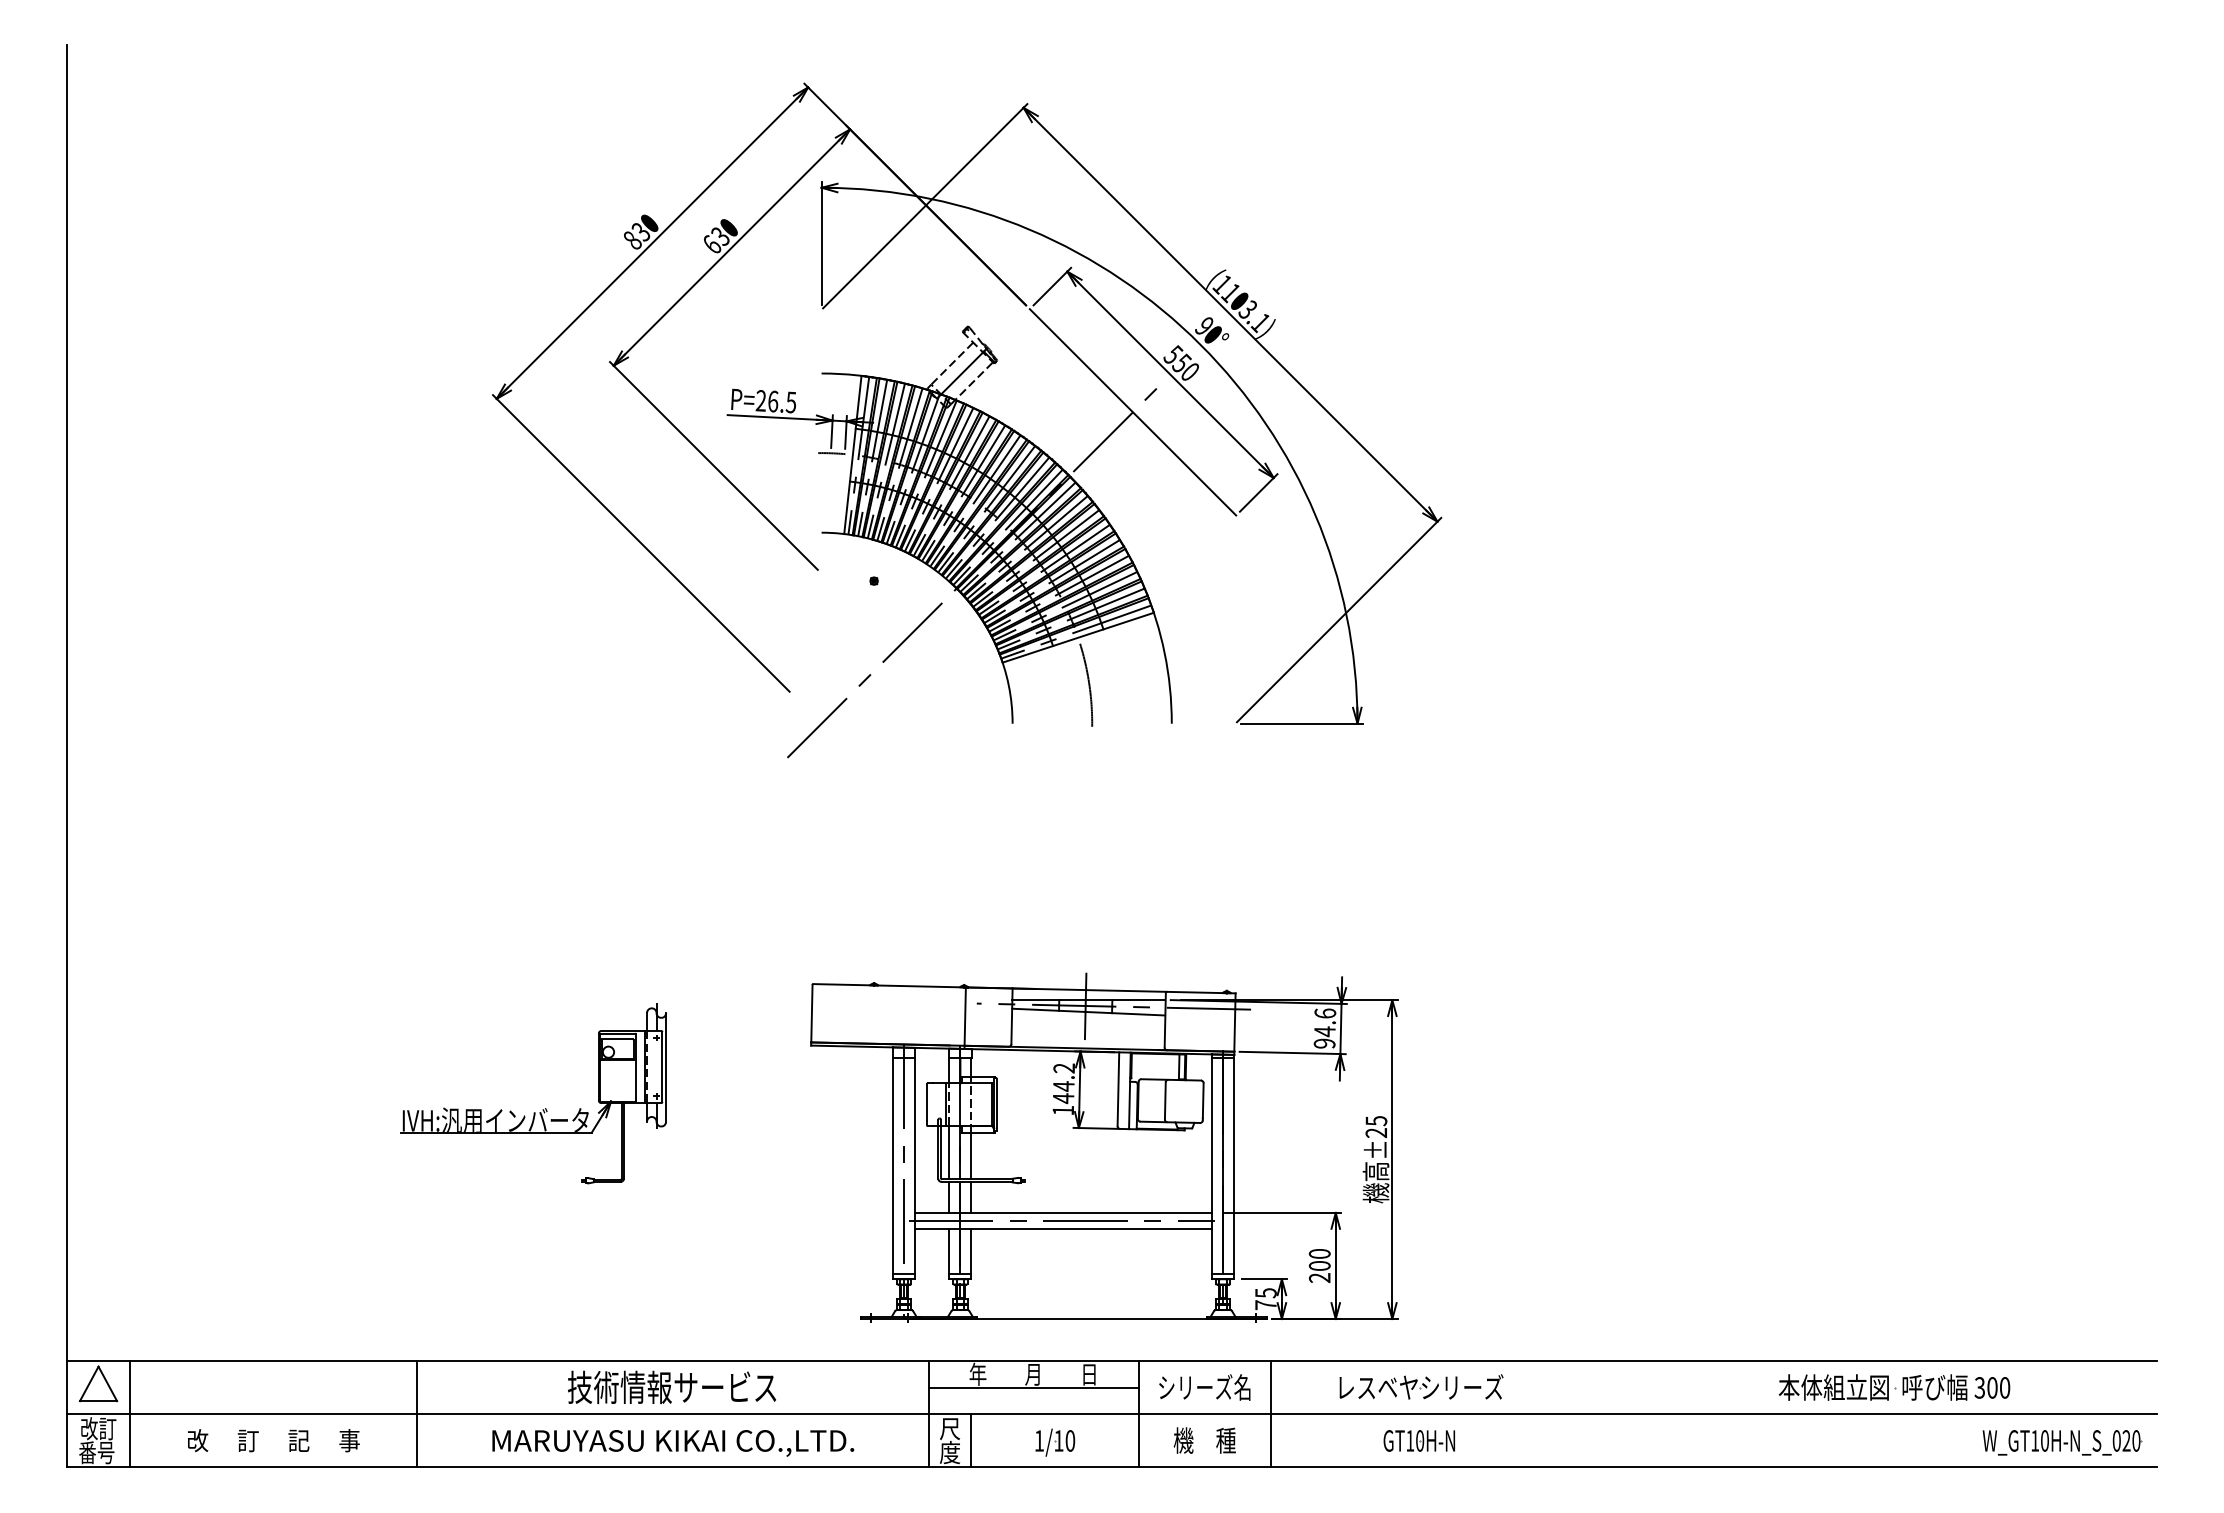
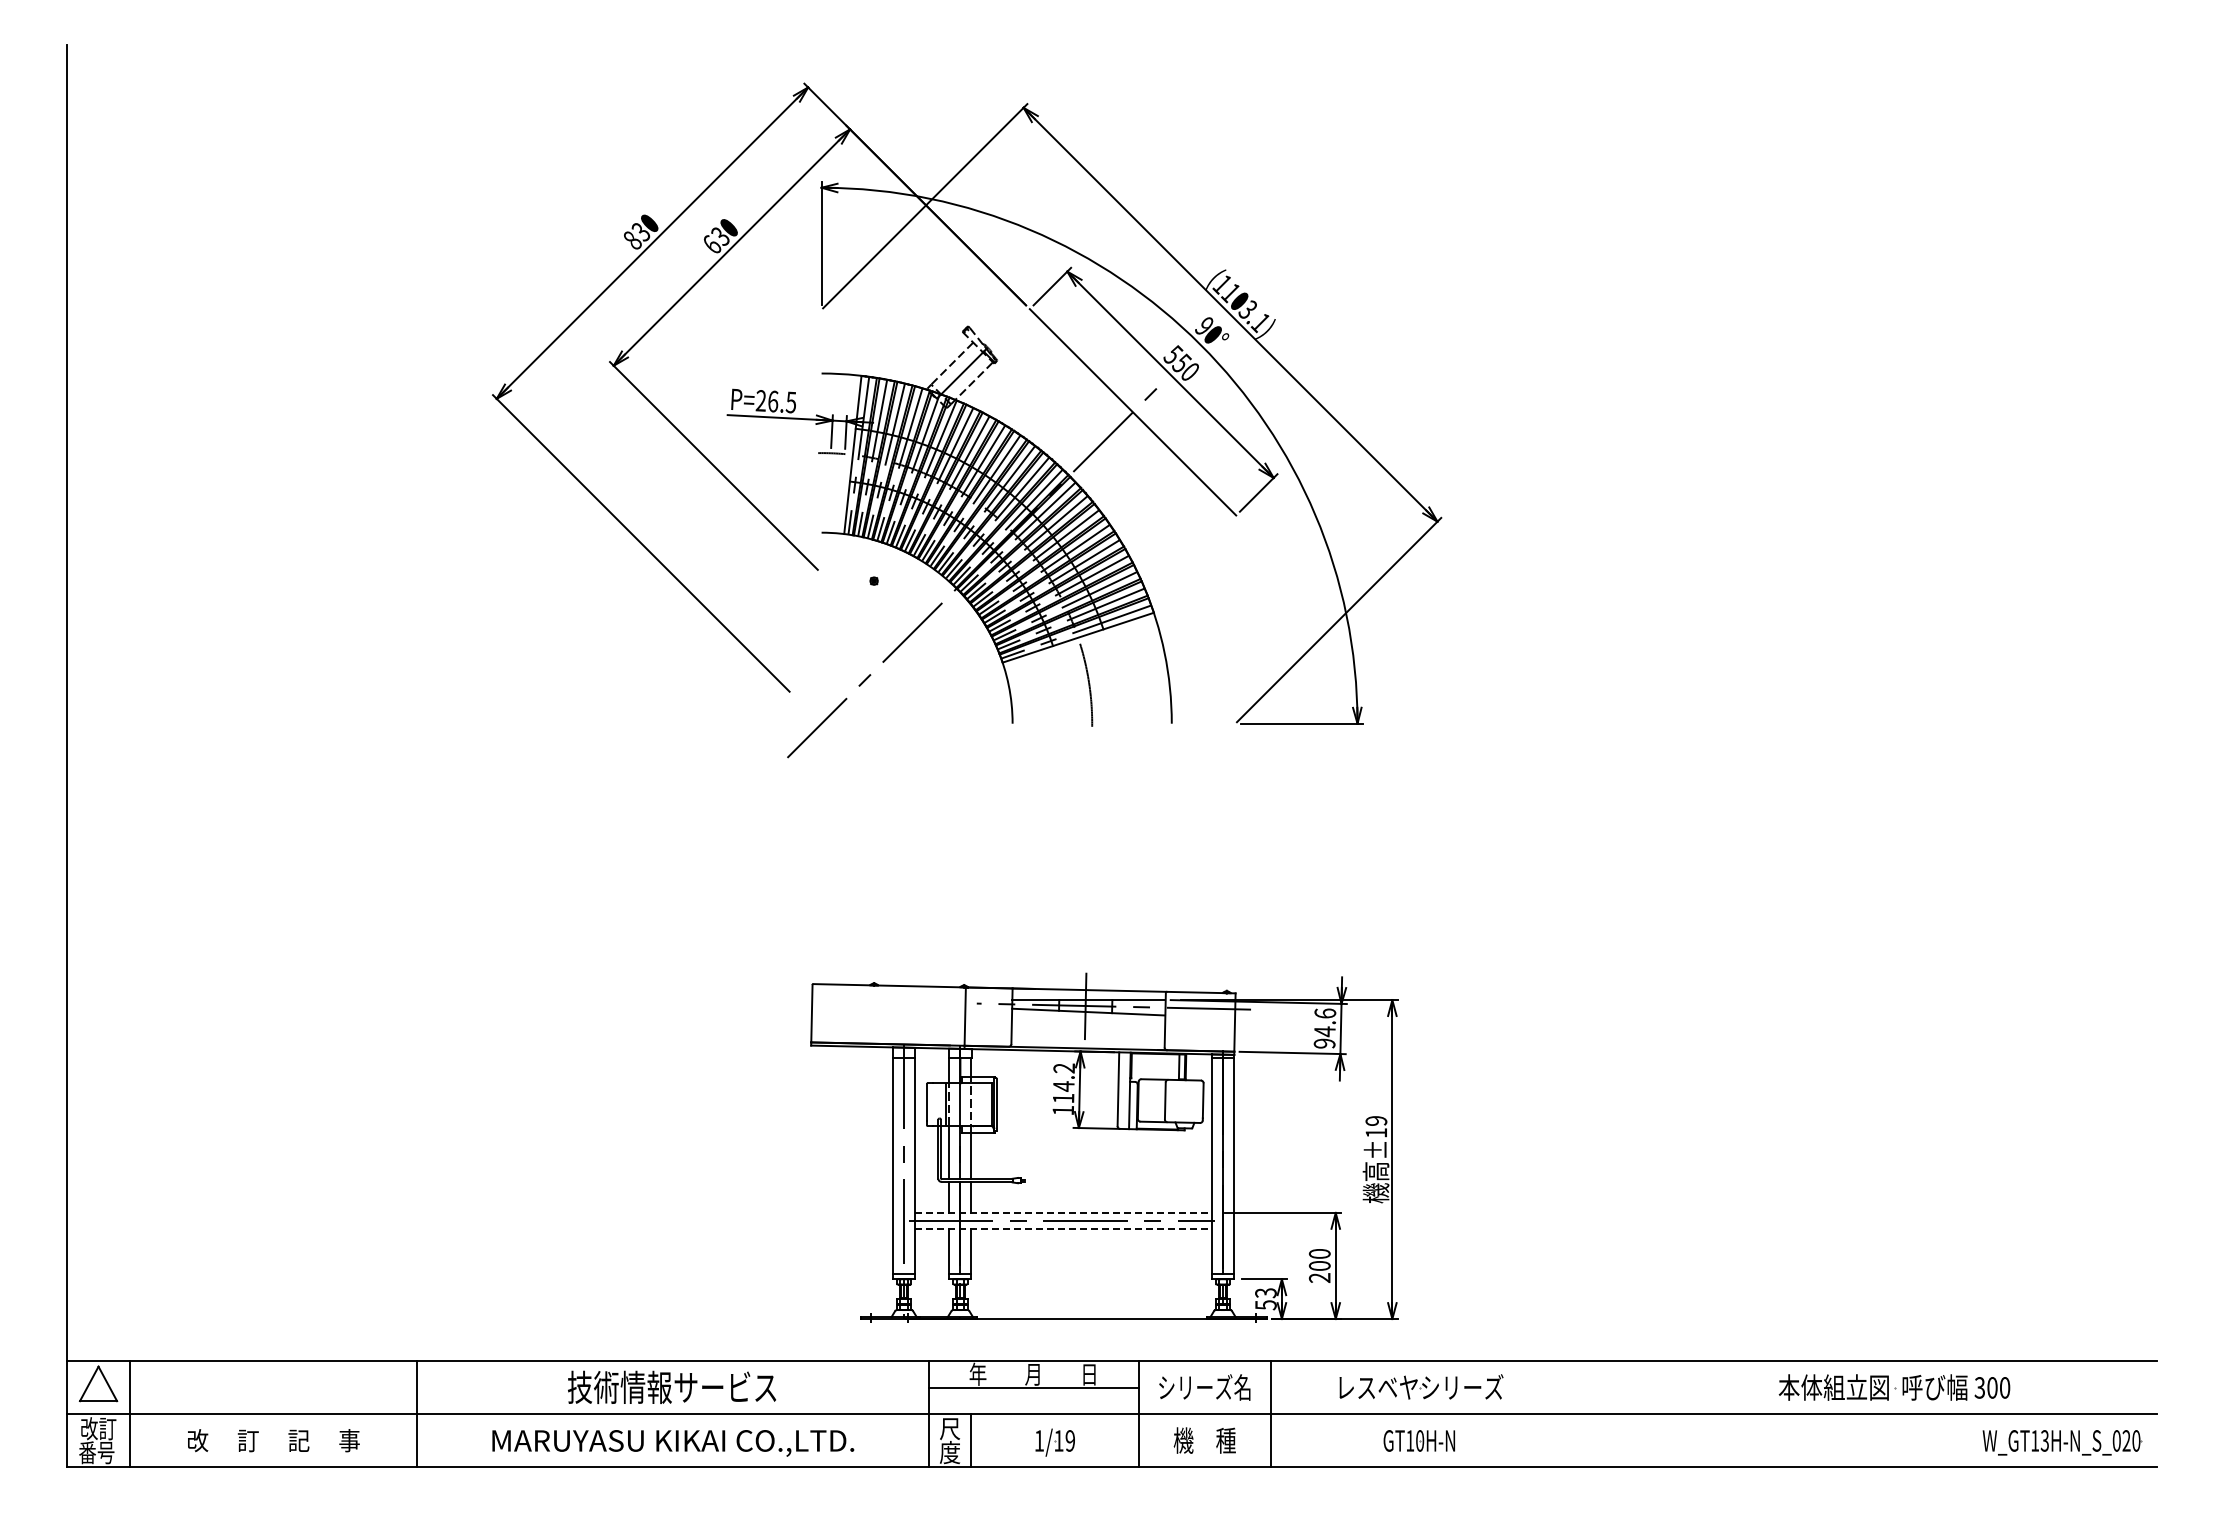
text: 144.2 -> 114.2 (1063, 1098)
part: present -> none (542, 1109)
text: ±25 -> ±19 (1376, 1127)
line: solid -> dashed (1063, 1212)
line: solid -> dashed (1063, 1229)
text: 75 -> 53 (1265, 1299)
text: 1/10 -> 1/19 (1070, 1440)
text: W_GT10H-N_S_020 -> W_GT13H-N_S_020 (2044, 1440)
